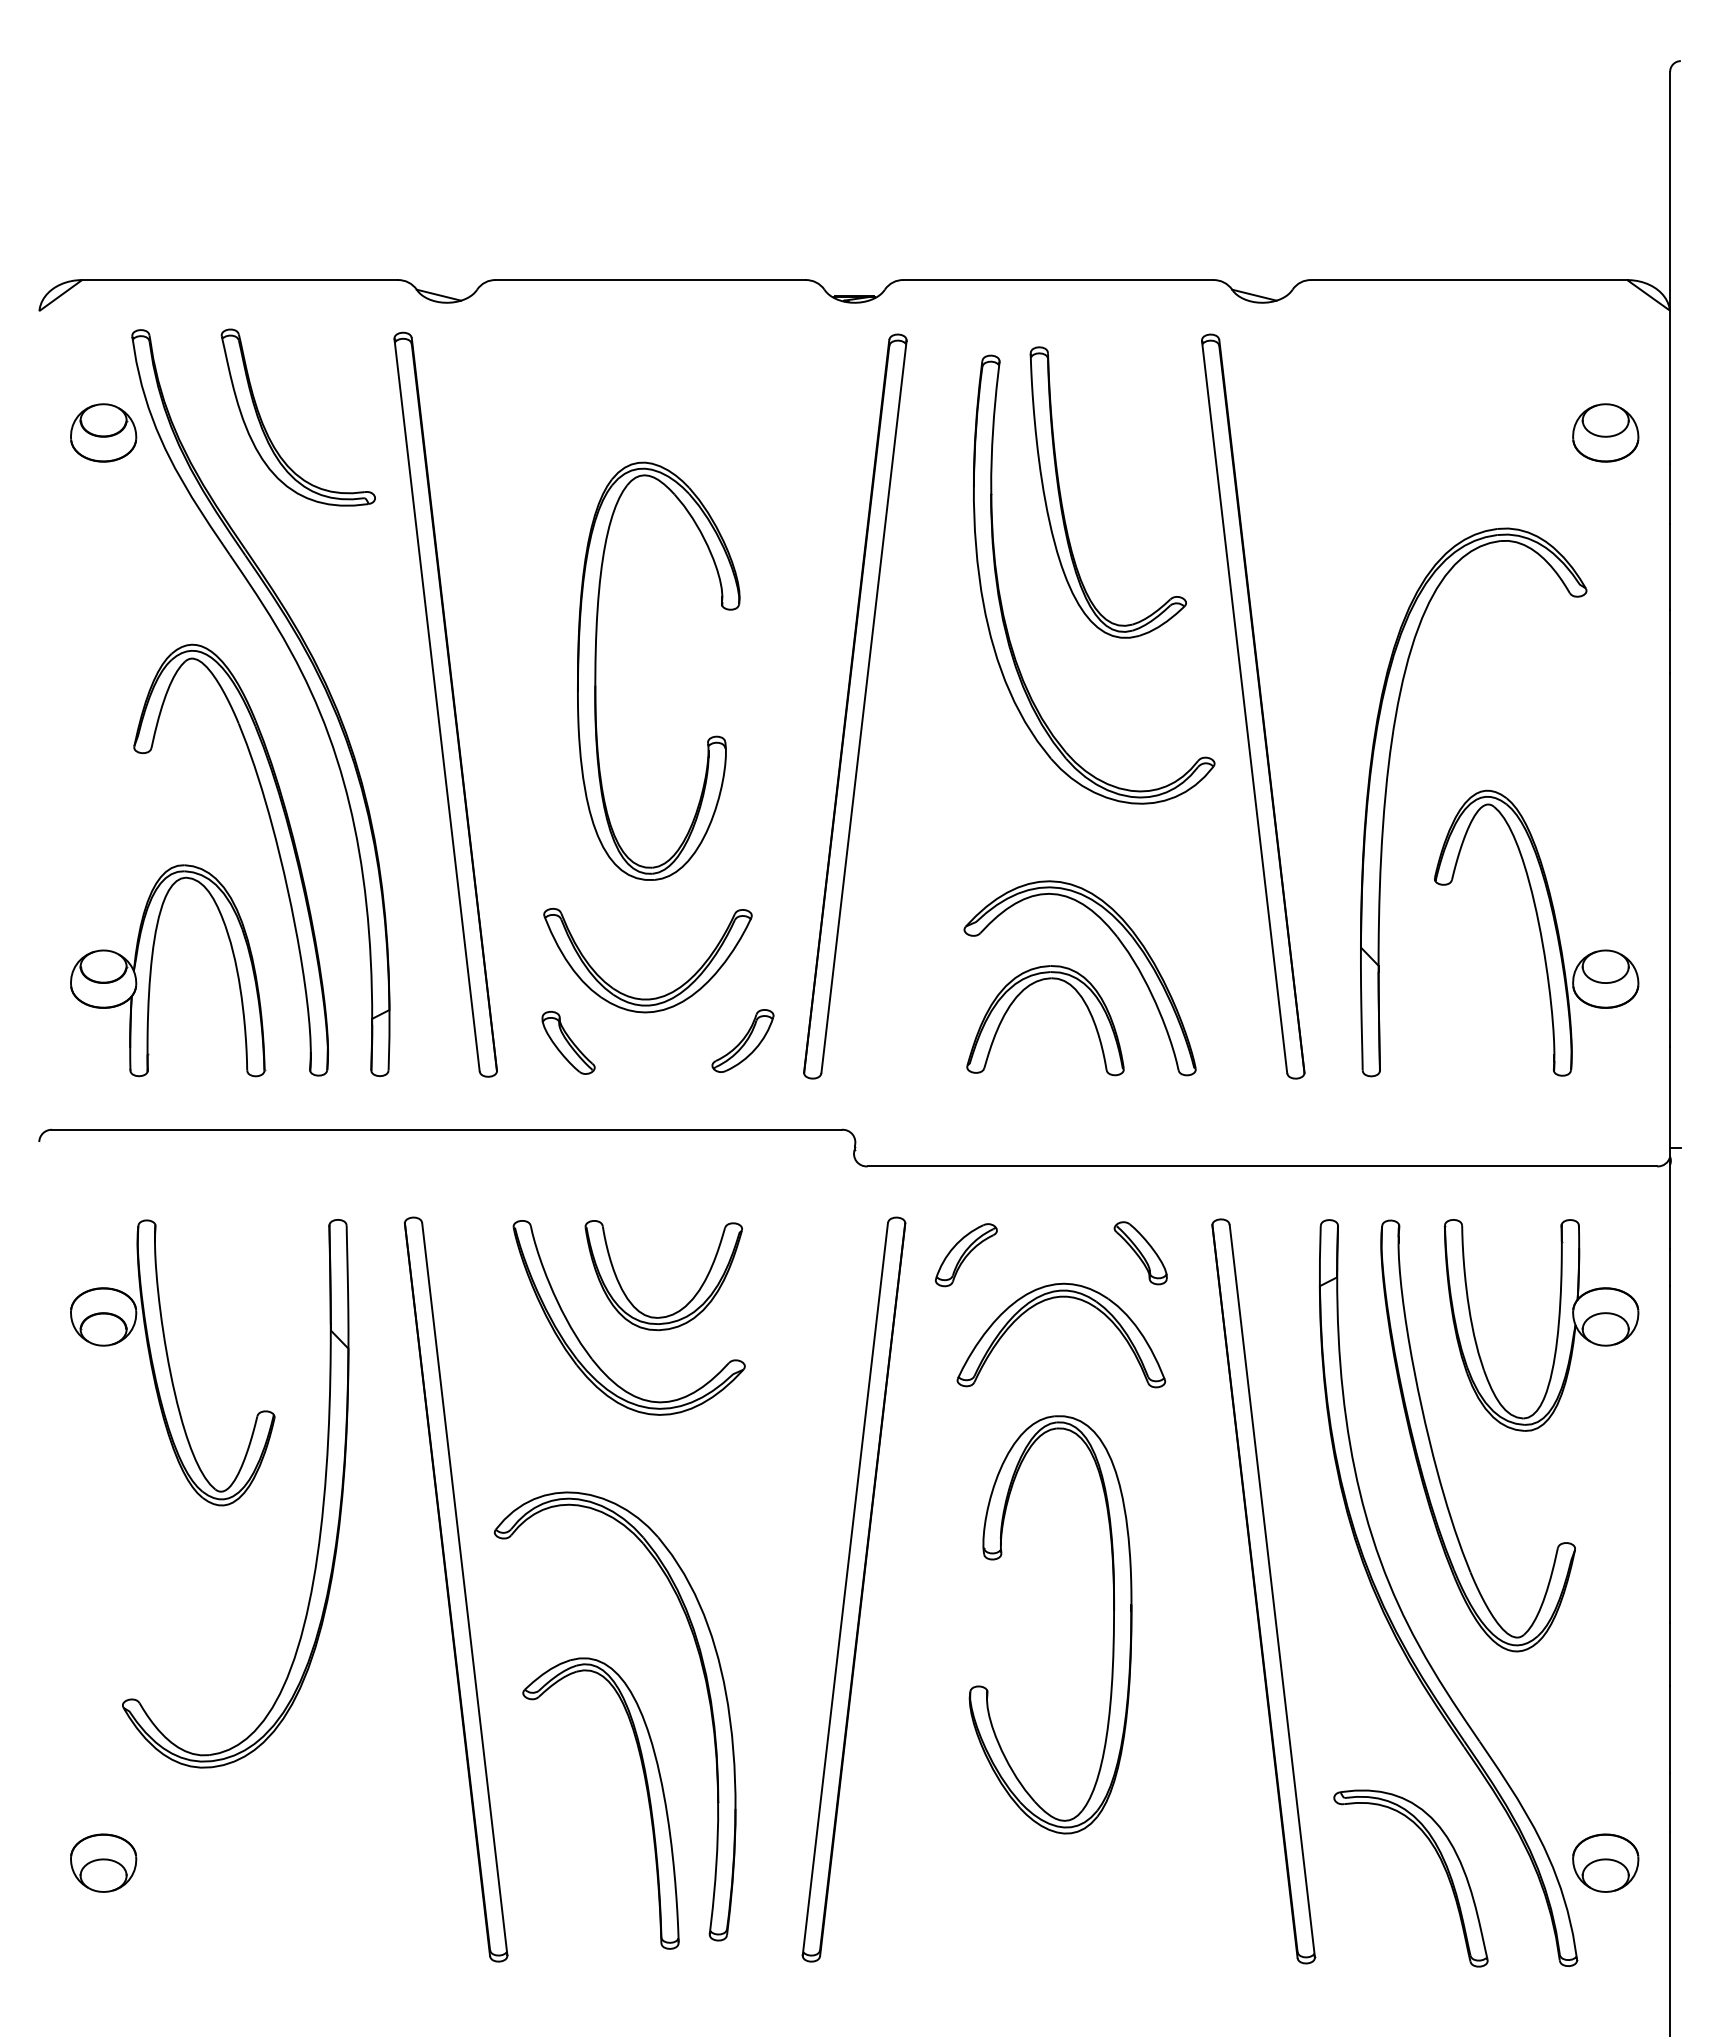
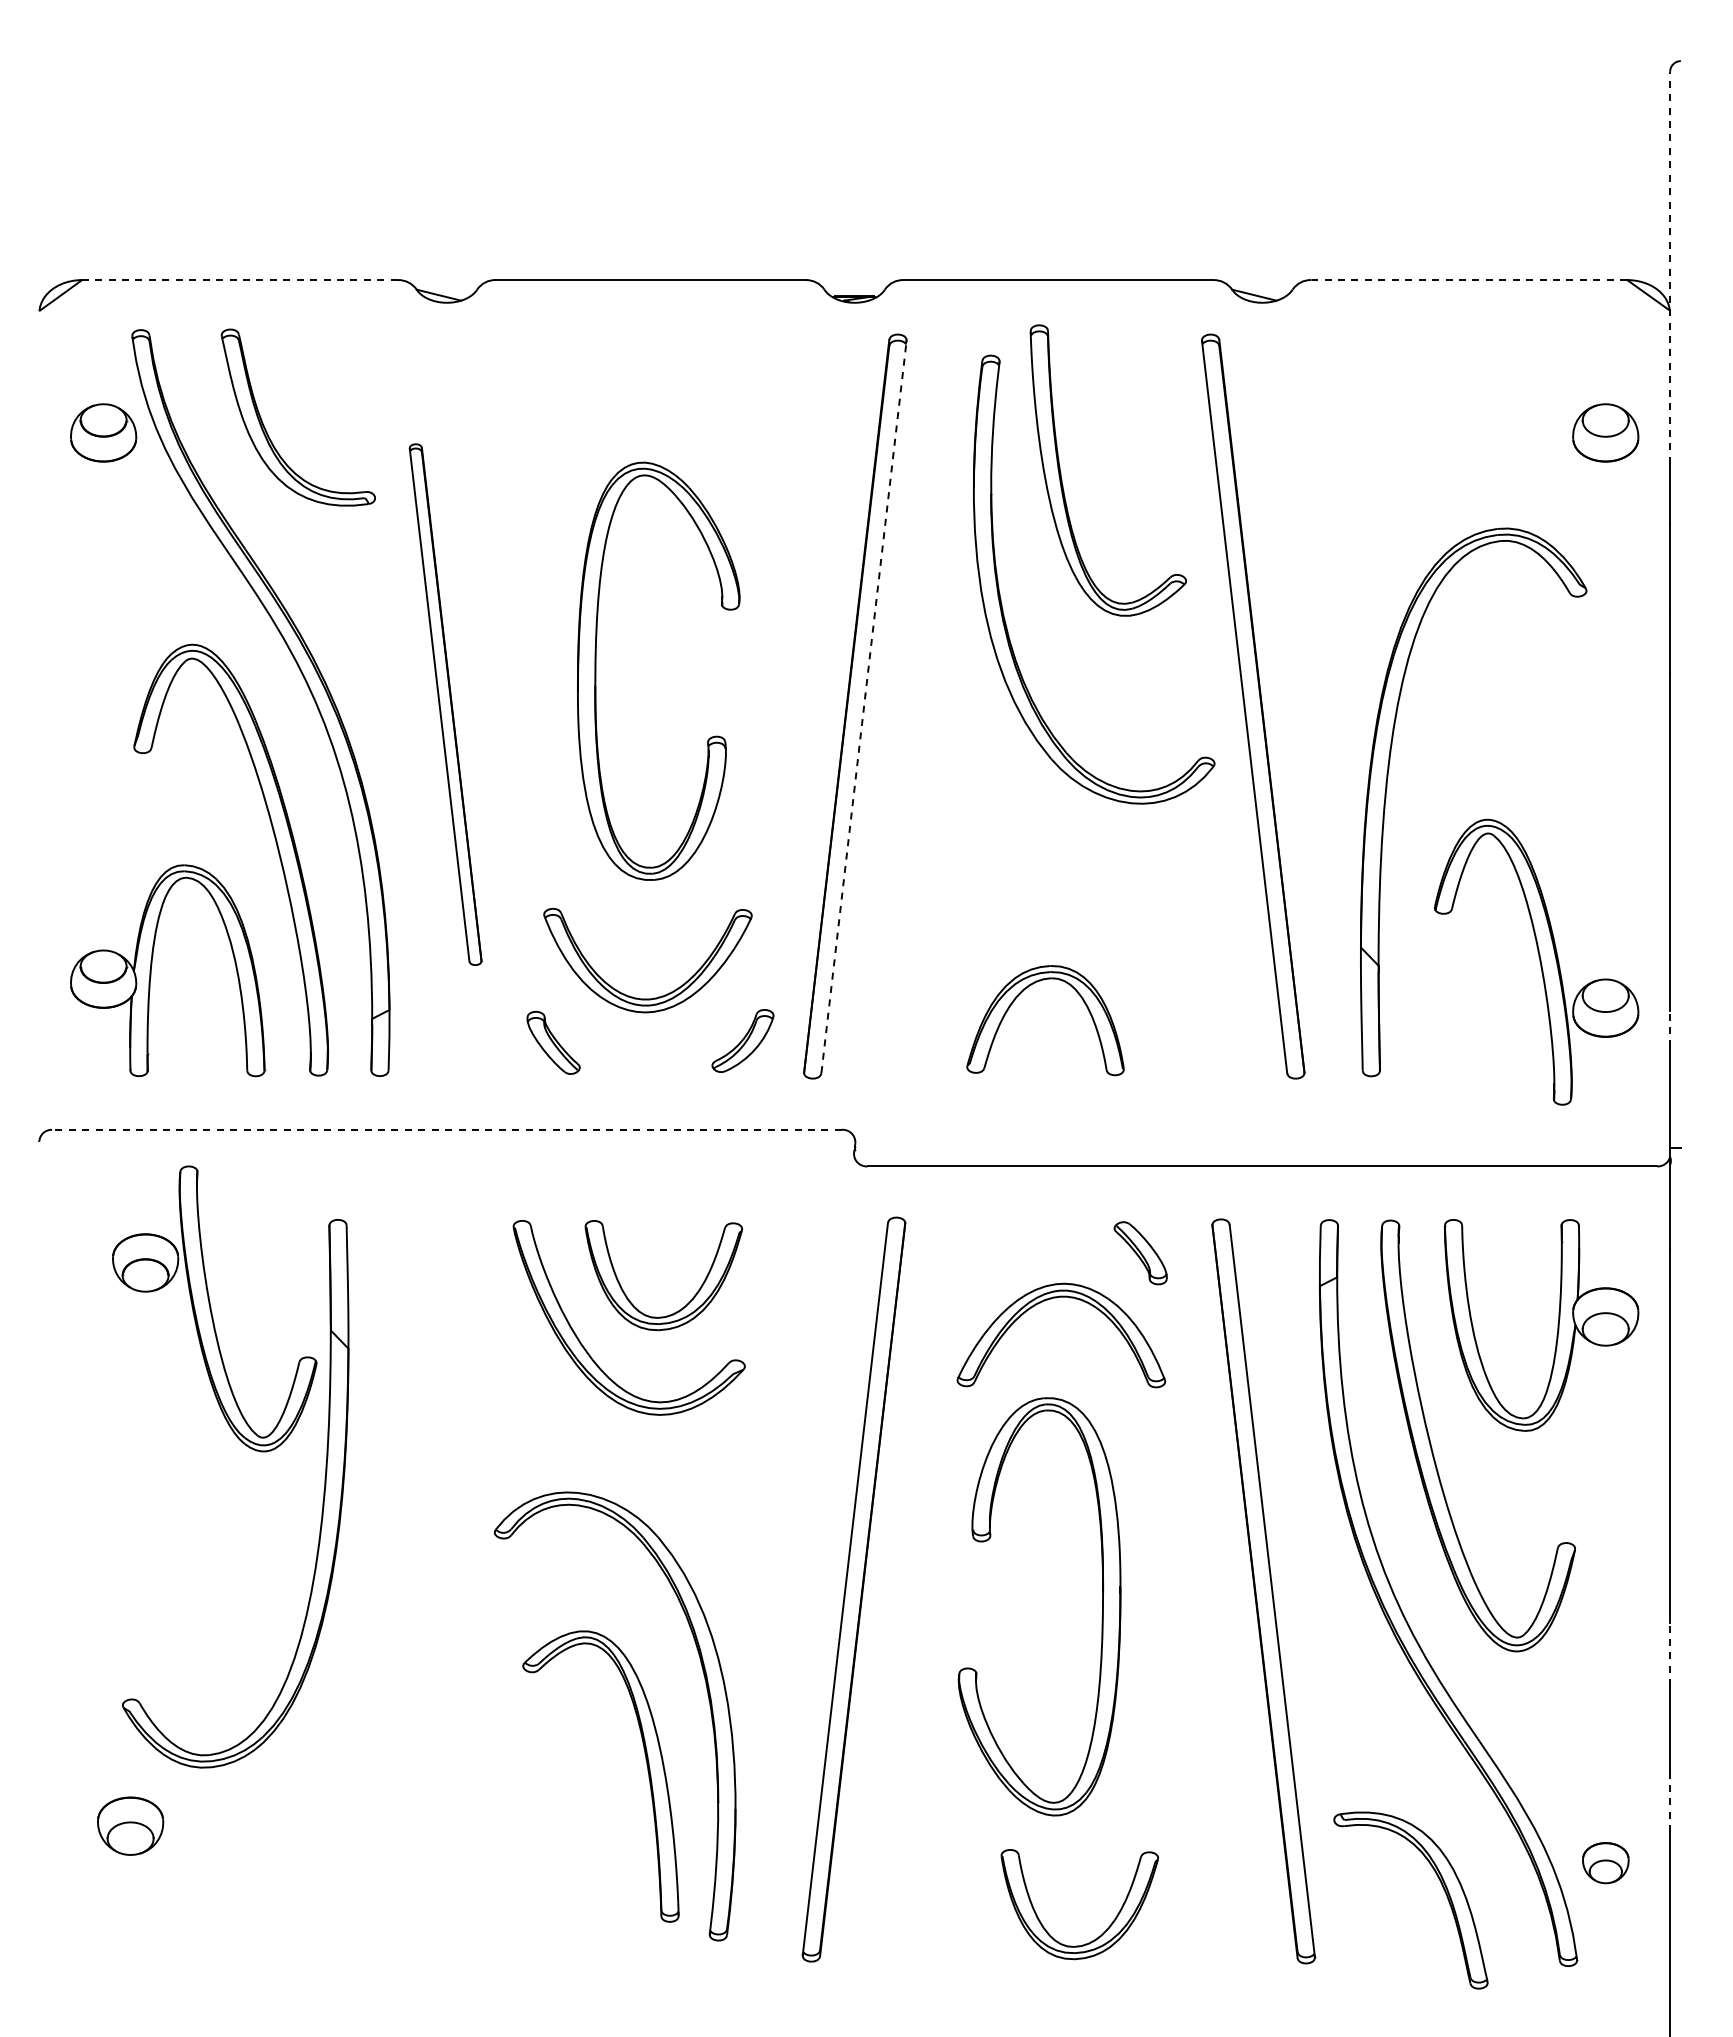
line: solid -> dashed (1670, 267)
line: solid -> dashed (239, 280)
line: solid -> dashed (1469, 280)
part position: (1062, 501) -> (1062, 479) (1062, 479)
part size: 105x747 px -> 75x523 px (445, 704)
line: solid -> dashed (864, 706)
part position: (1536, 932) -> (1536, 961) (1536, 961)
part: present -> none (1123, 947)
line: solid -> dashed (1670, 1028)
part position: (568, 1042) -> (553, 1042) (553, 1042)
line: solid -> dashed (446, 1129)
part: present -> none (965, 1255)
part position: (172, 1362) -> (214, 1308) (214, 1308)
part: present -> none (456, 1589)
part position: (1113, 1624) -> (1102, 1606) (1102, 1606)
line: solid -> dashed (1670, 1654)
part position: (647, 1798) -> (647, 1771) (647, 1771)
line: solid -> dashed (1670, 1802)
part position: (103, 1862) -> (130, 1825) (130, 1825)
part size: 68x60 px -> 48x43 px (1605, 1863)
part position: (1441, 1863) -> (1441, 1885) (1441, 1885)
part: none -> present (1108, 1926)
